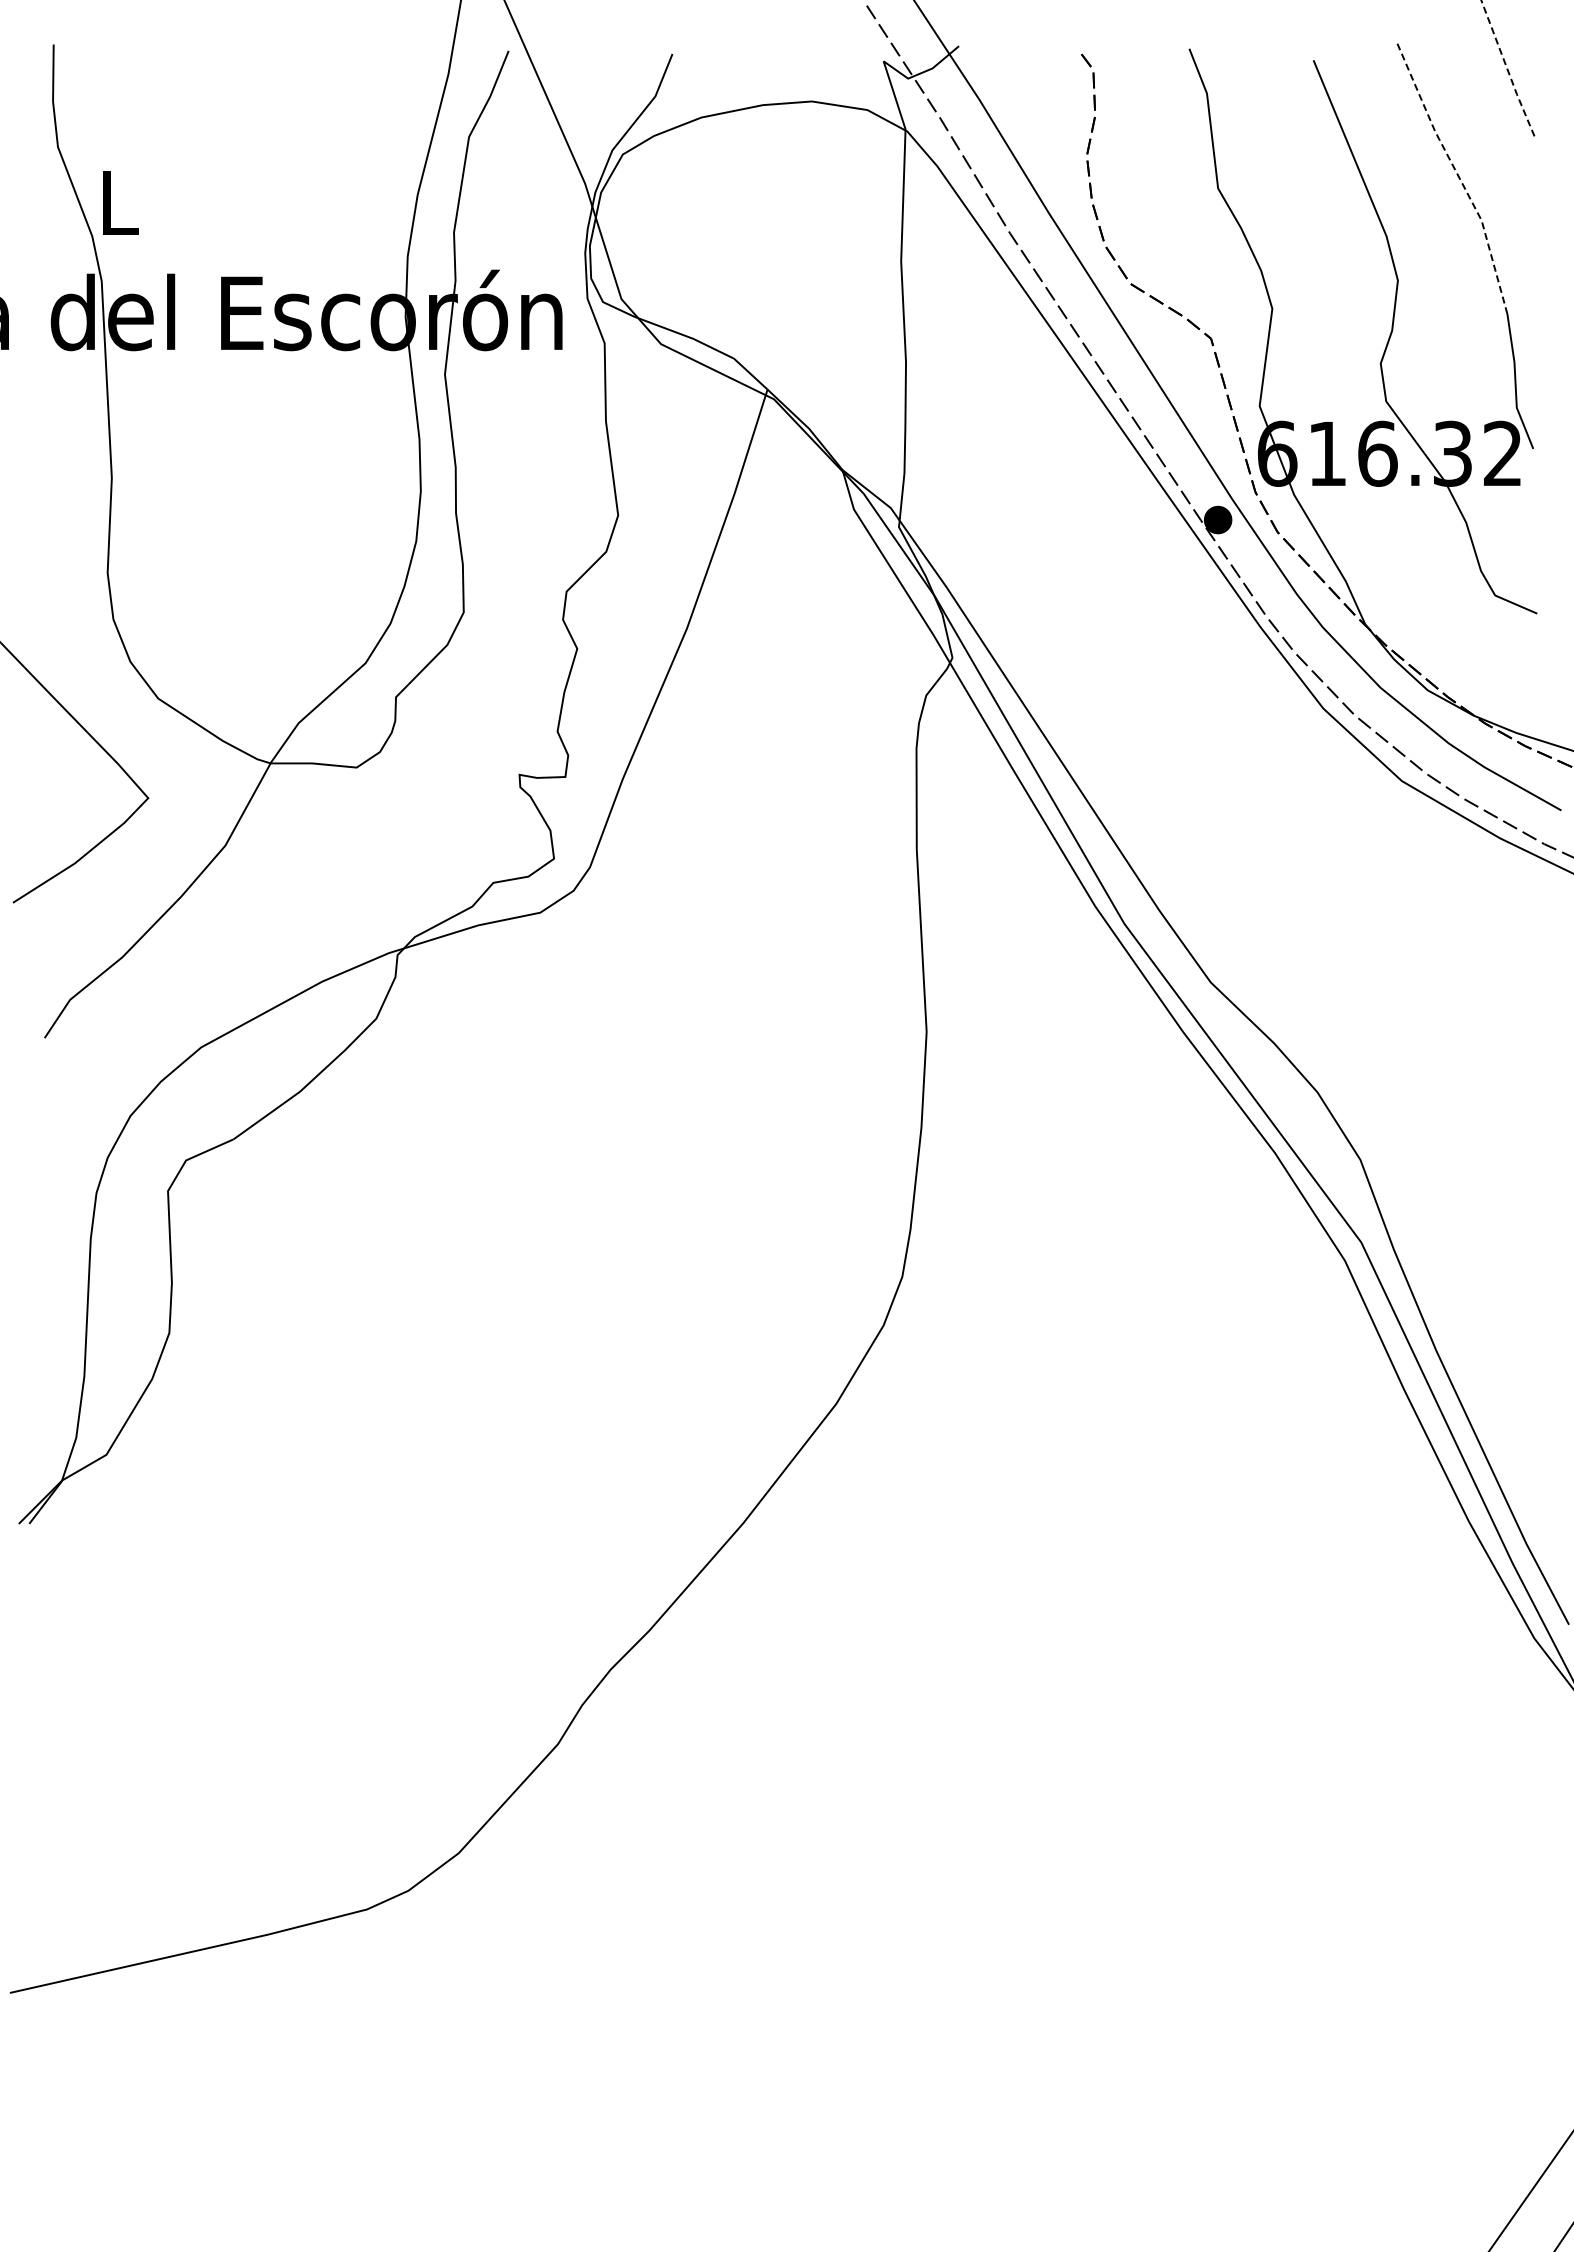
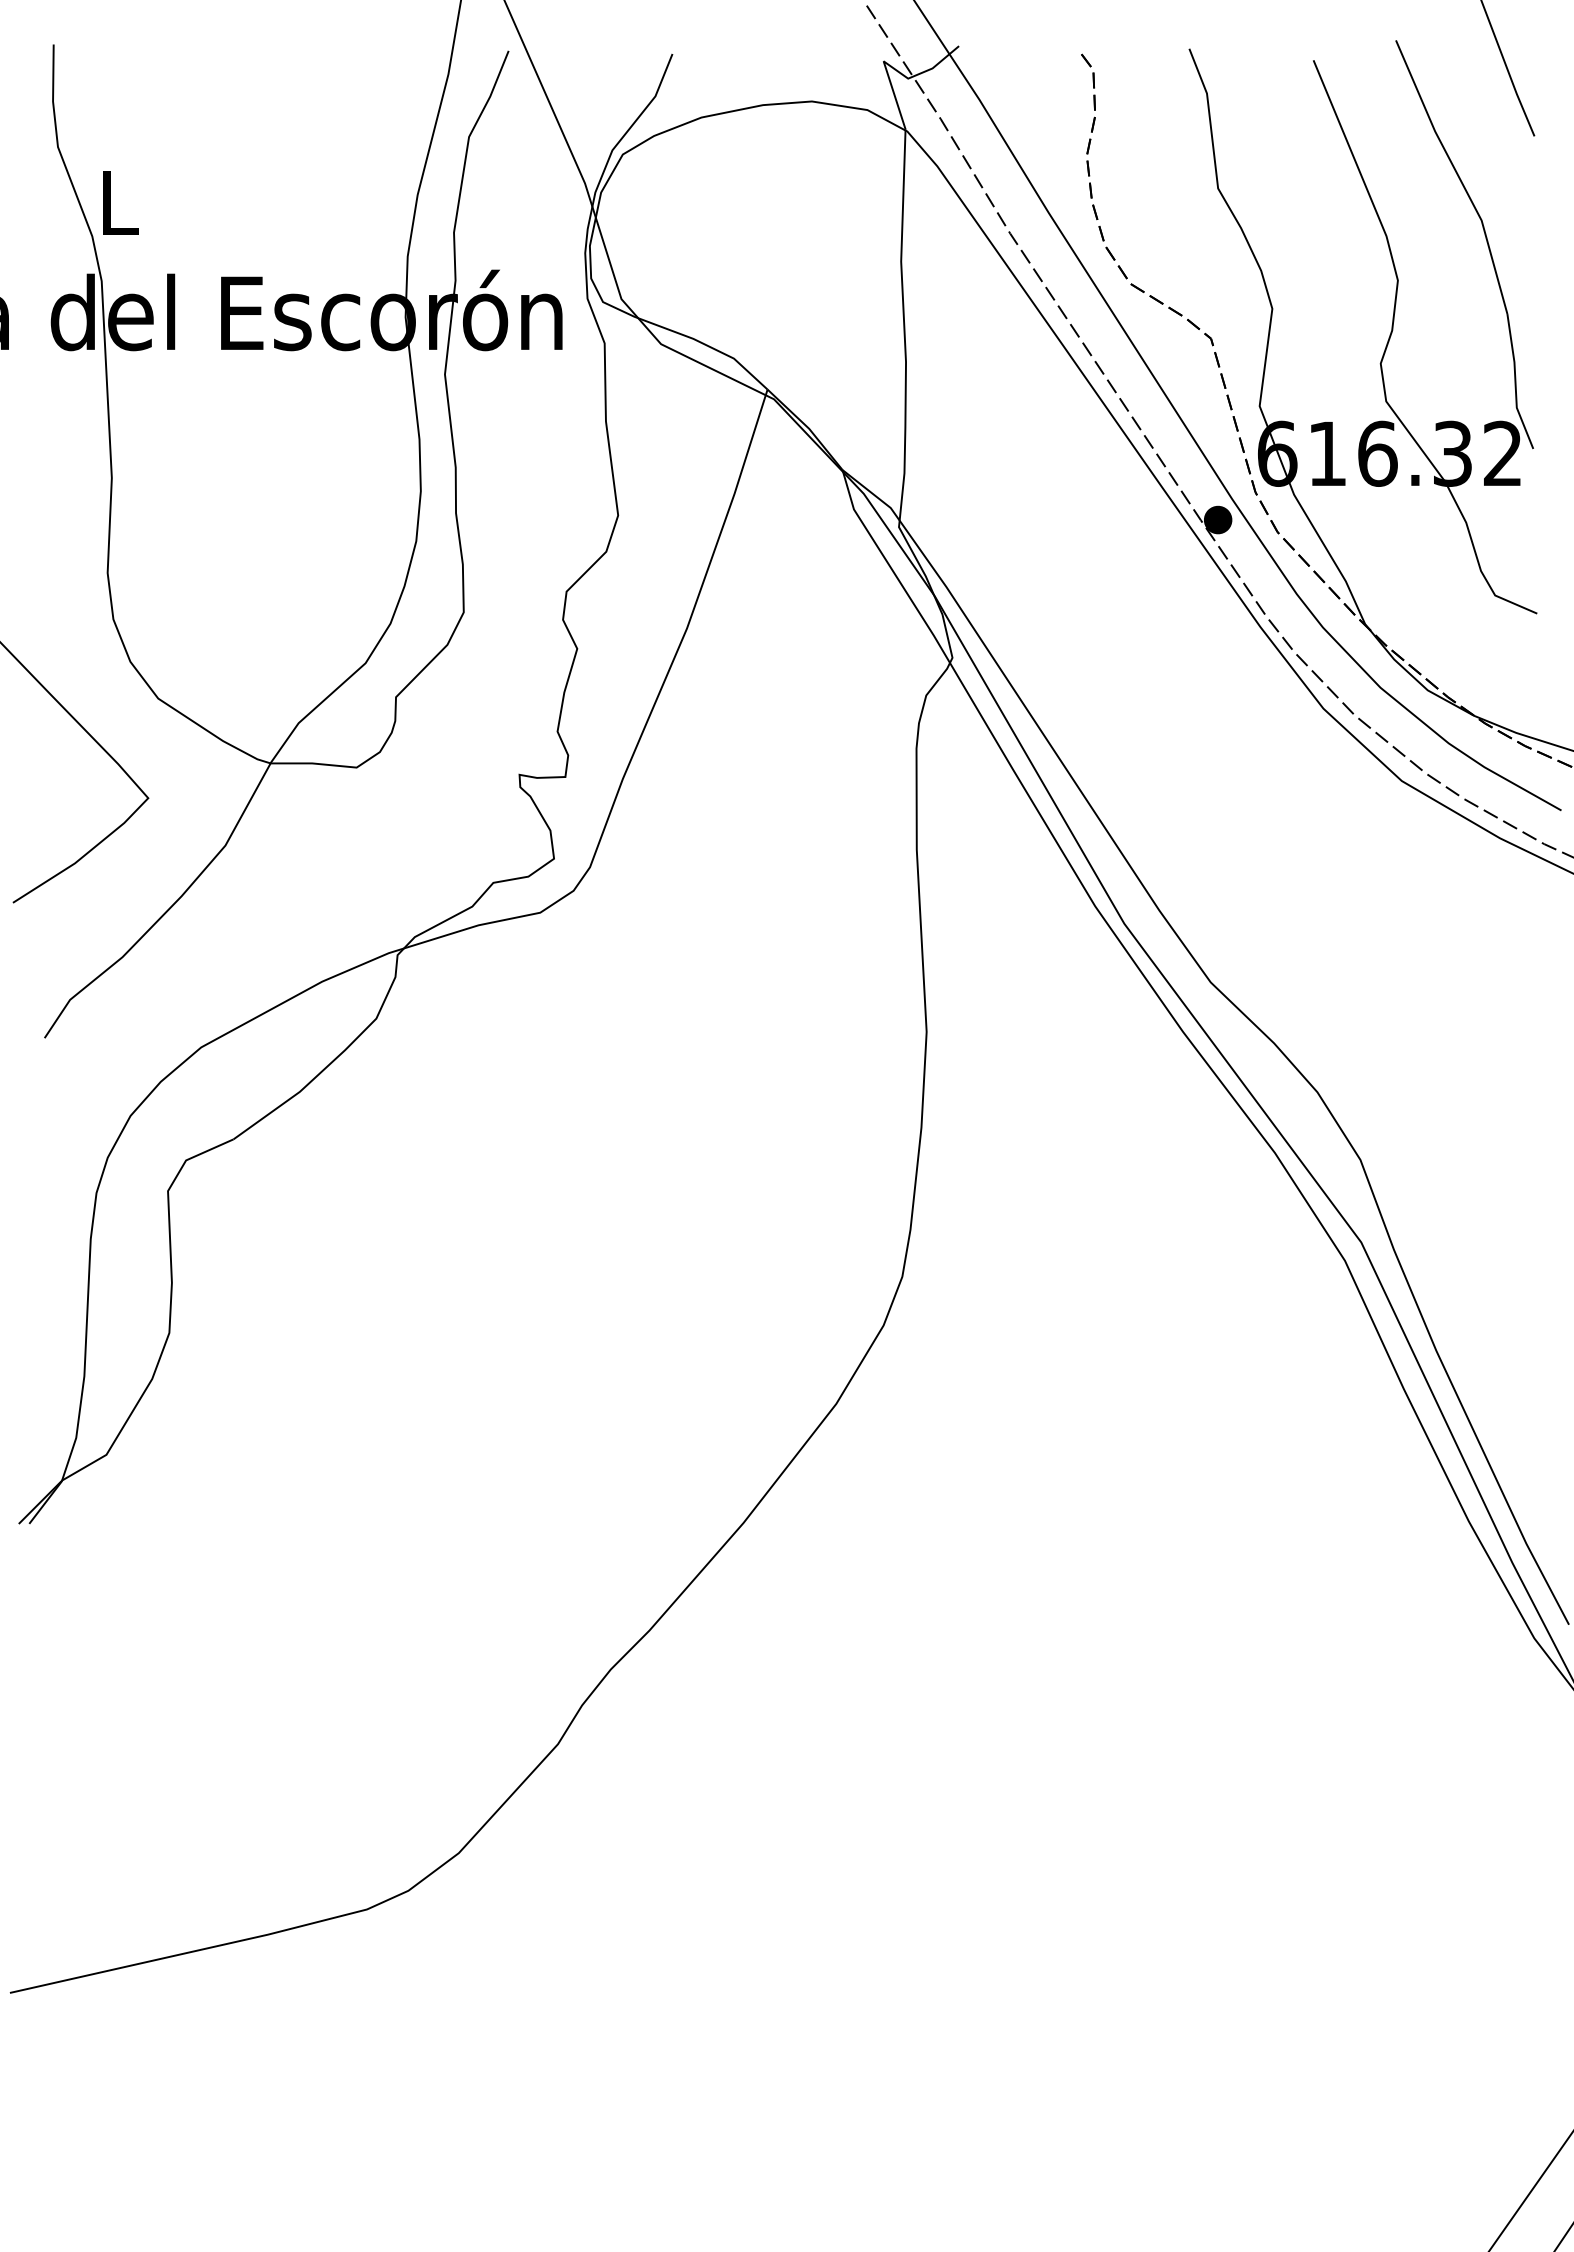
line: dashed -> solid (1507, 69)
line: dashed -> solid (1457, 174)
